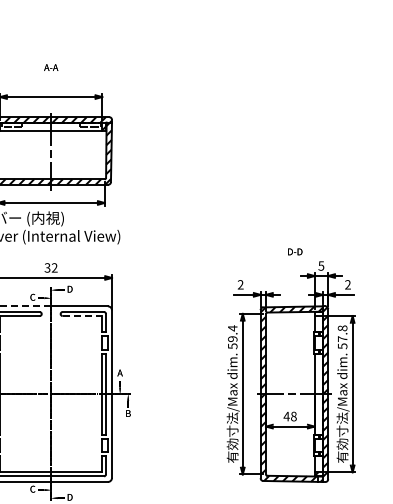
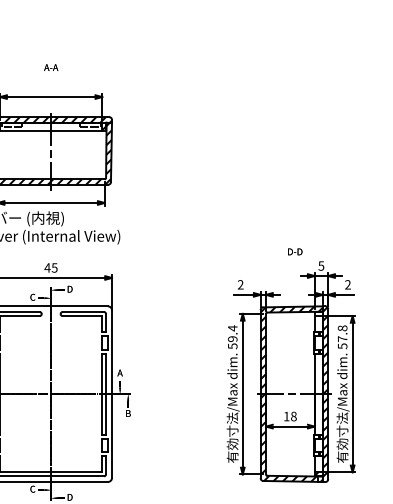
text: 32 -> 45 (50, 267)
line: dashed -> solid (25, 306)
line: dashed -> solid (82, 316)
text: 48 -> 18 (286, 416)
